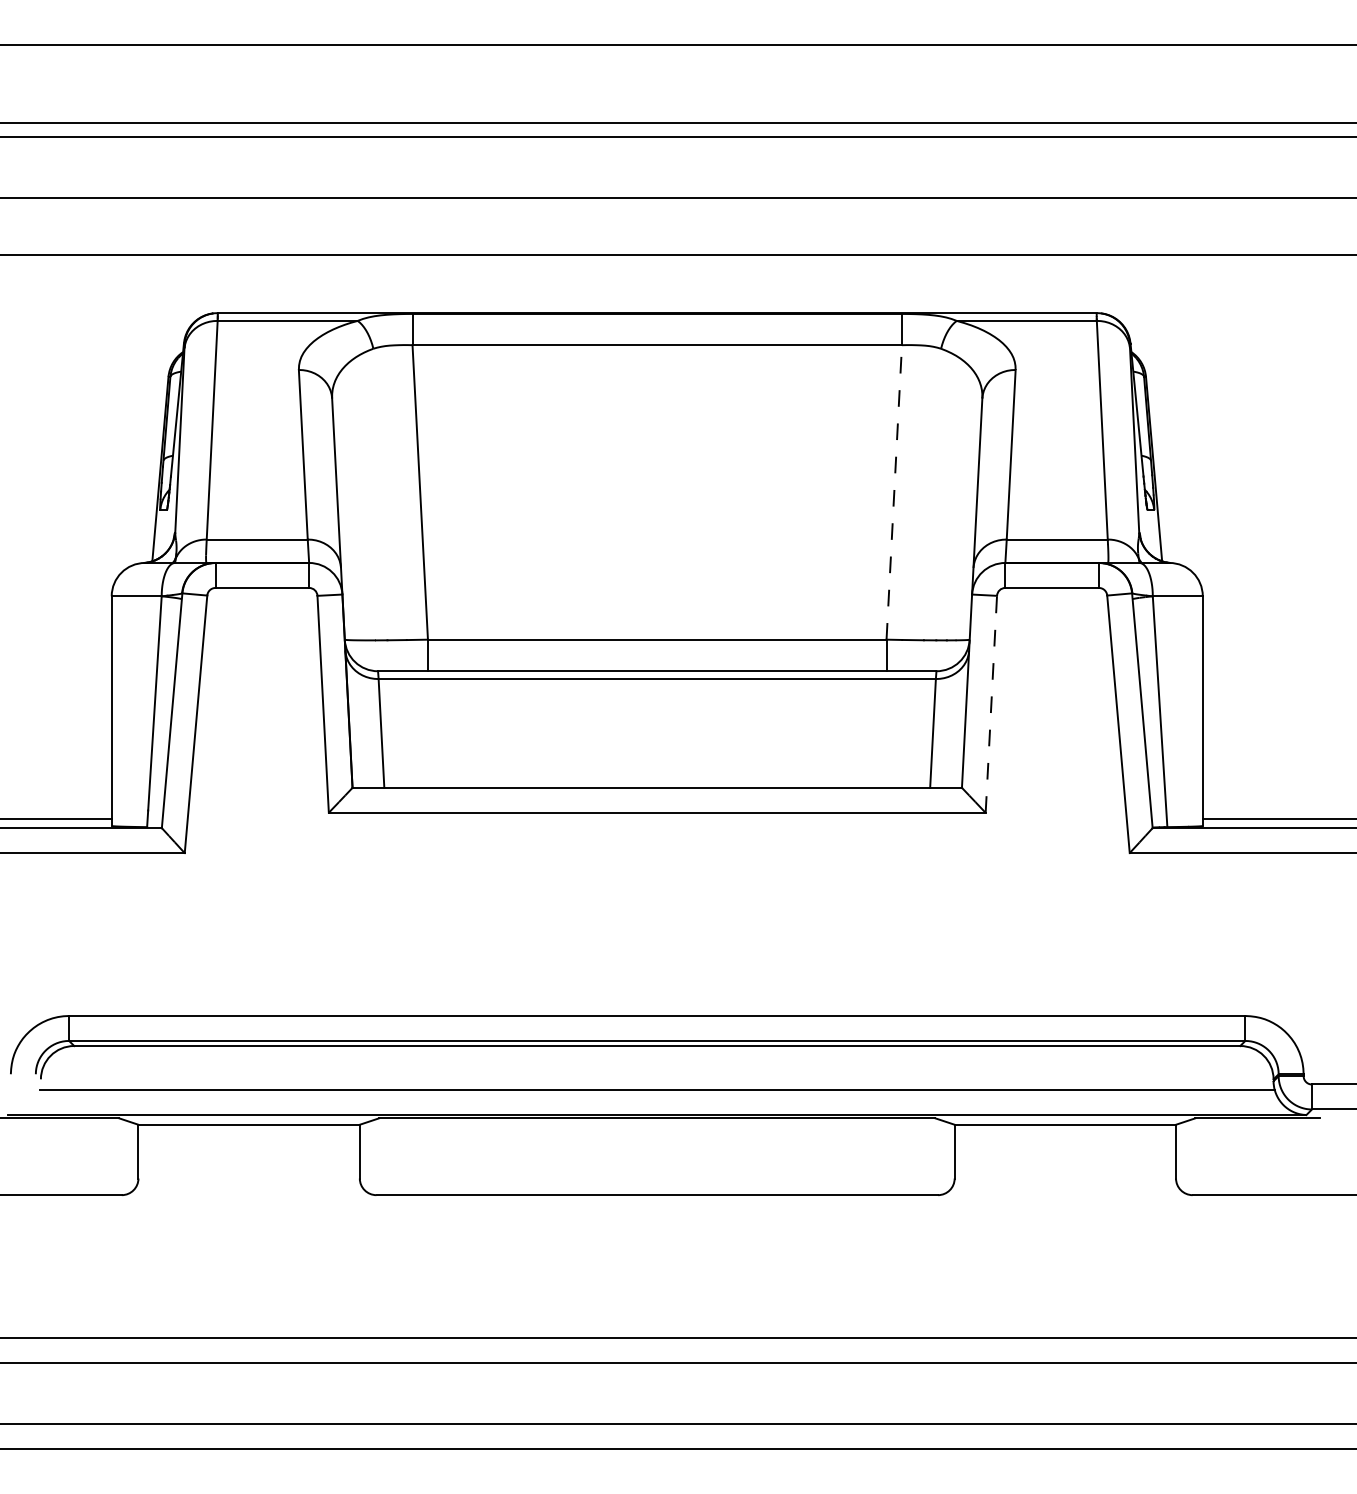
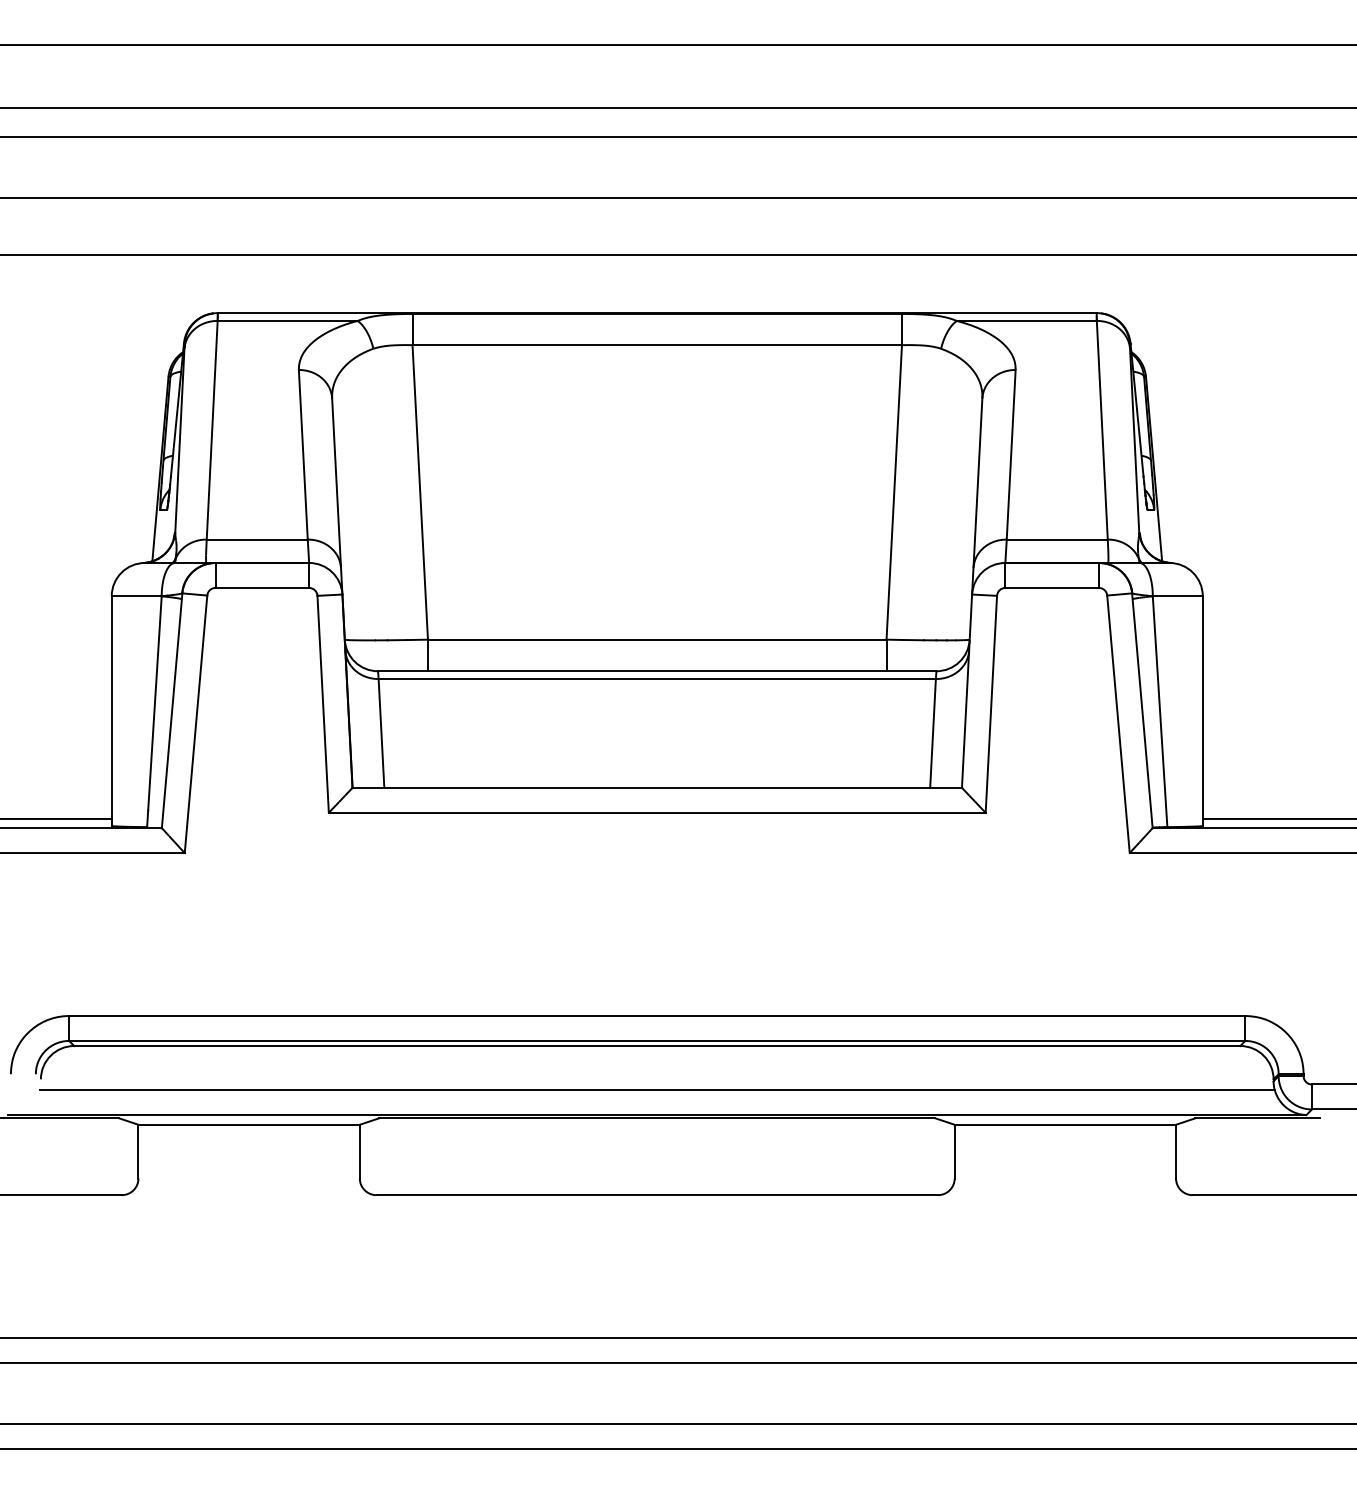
line position: (677, 122) -> (677, 107) (677, 107)
line: dashed -> solid (894, 491)
line: dashed -> solid (991, 704)
